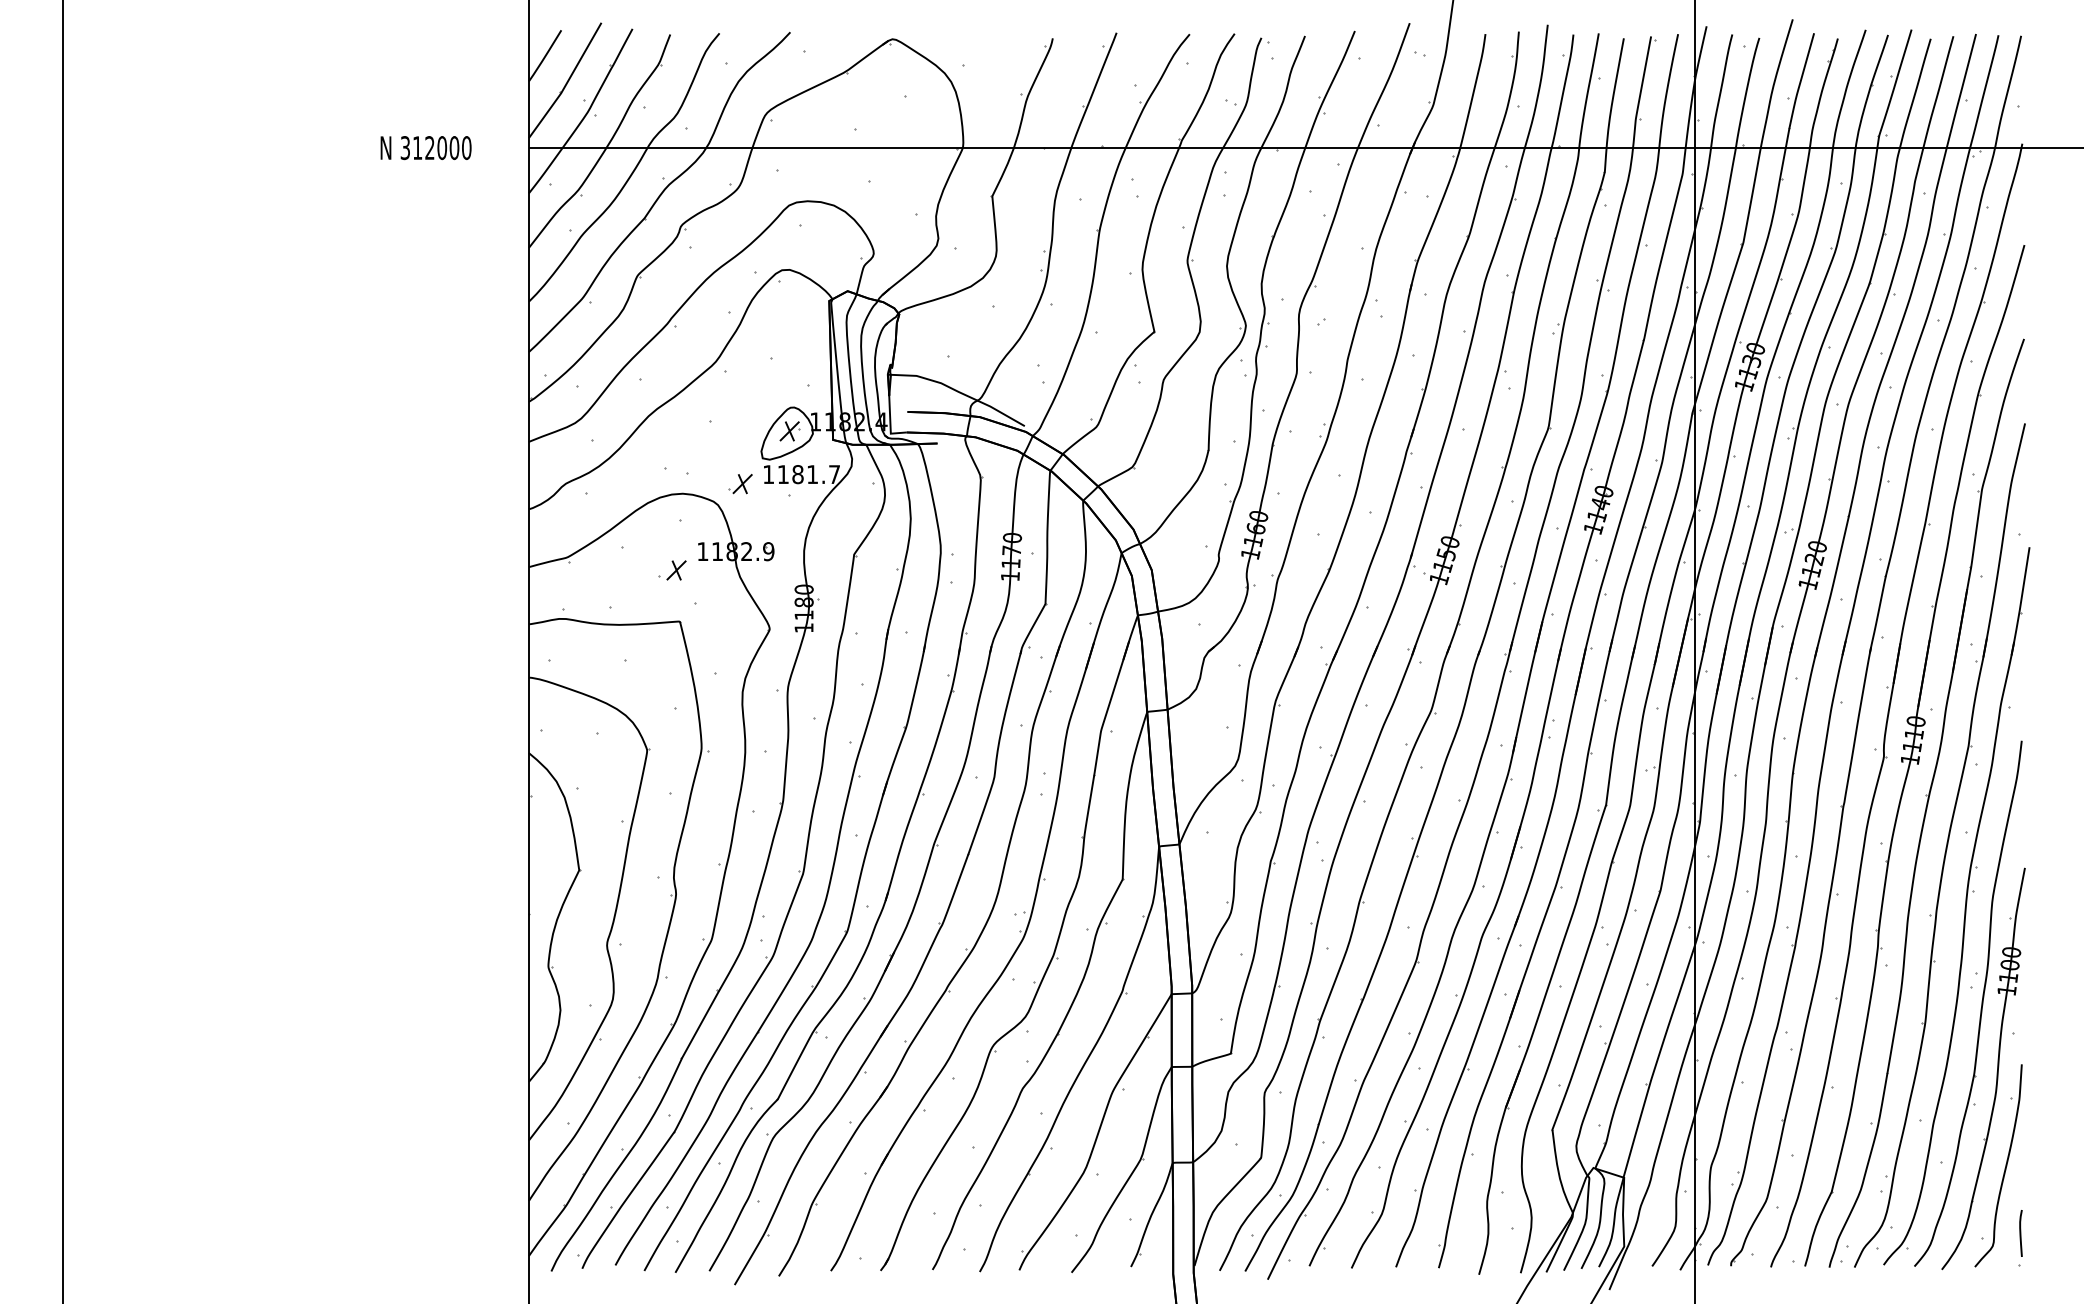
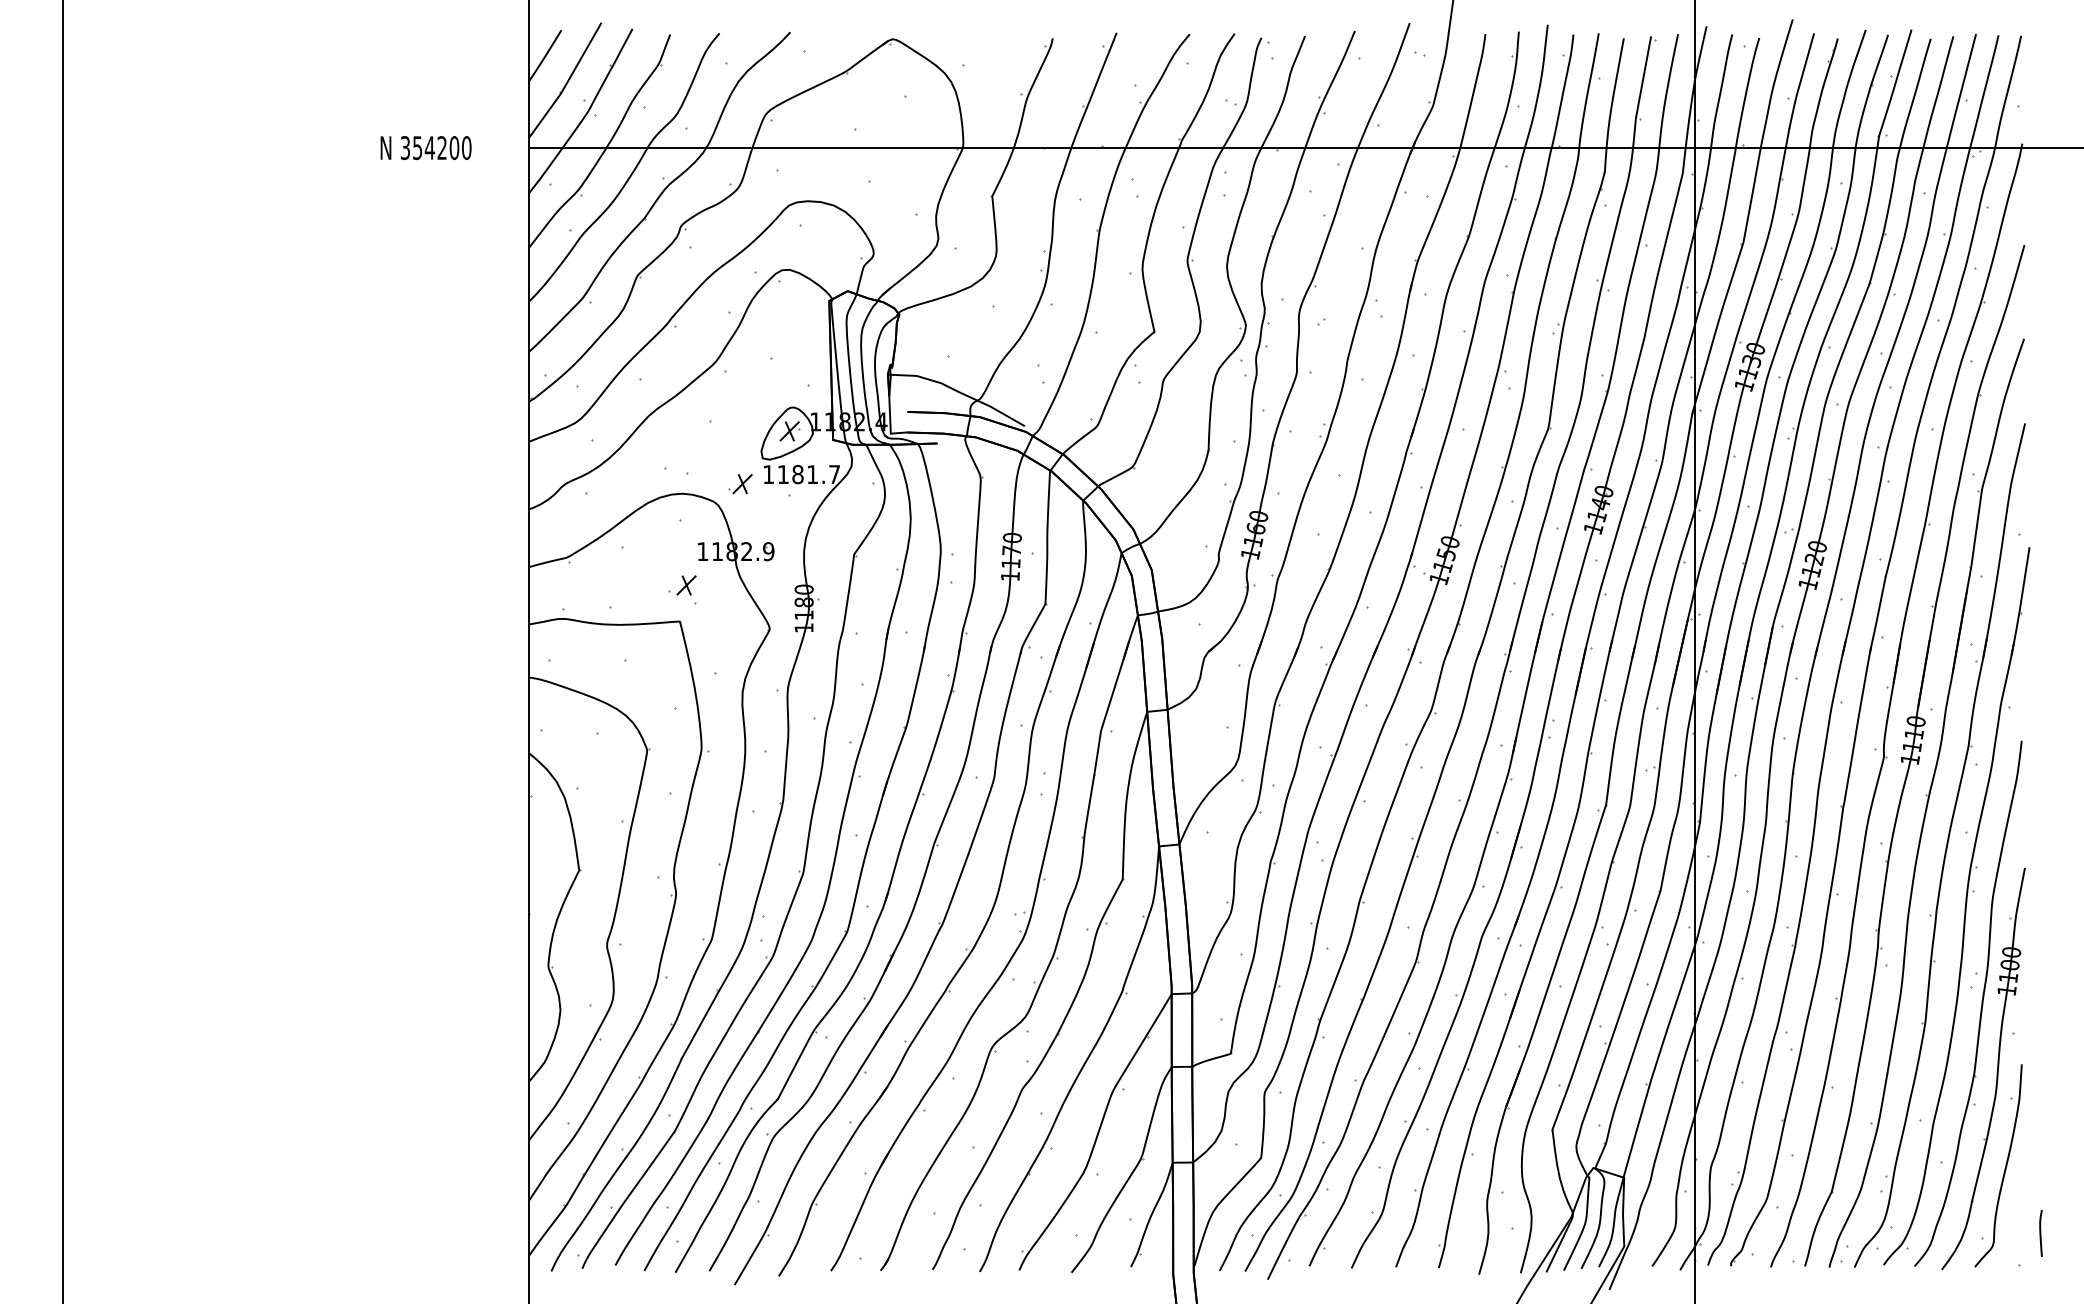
text: 312000 -> 354200 (430, 148)
part position: (672, 570) -> (682, 585) (682, 585)
line position: (2020, 1233) -> (2040, 1233) (2040, 1233)
